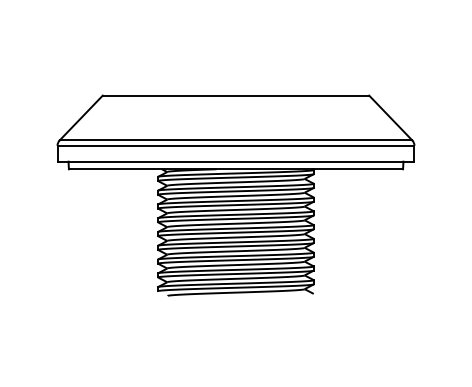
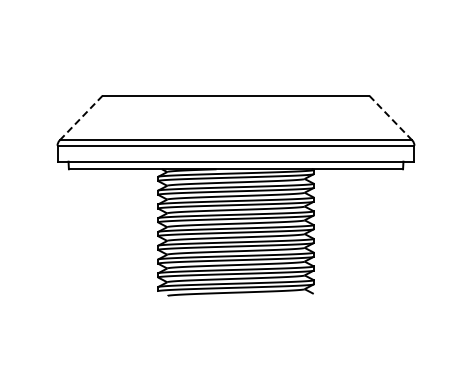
line: solid -> dashed (390, 117)
line: solid -> dashed (80, 118)
